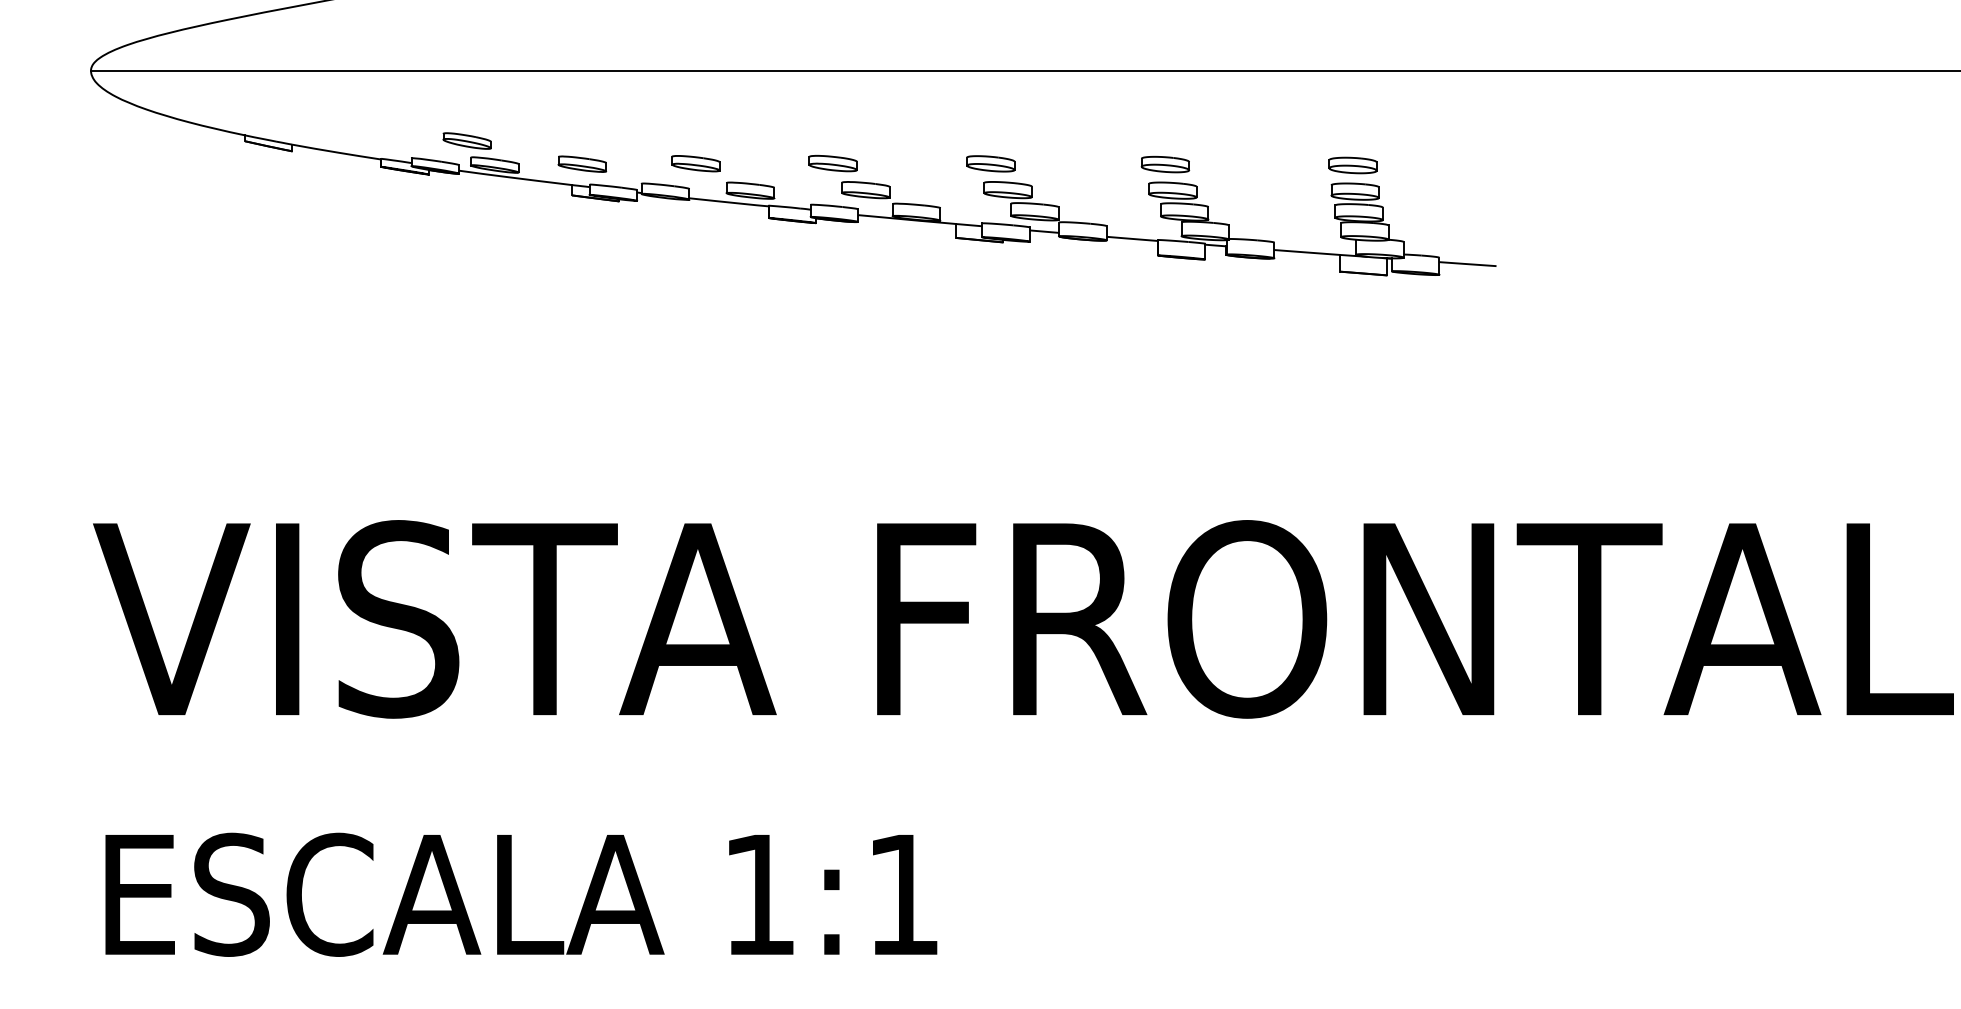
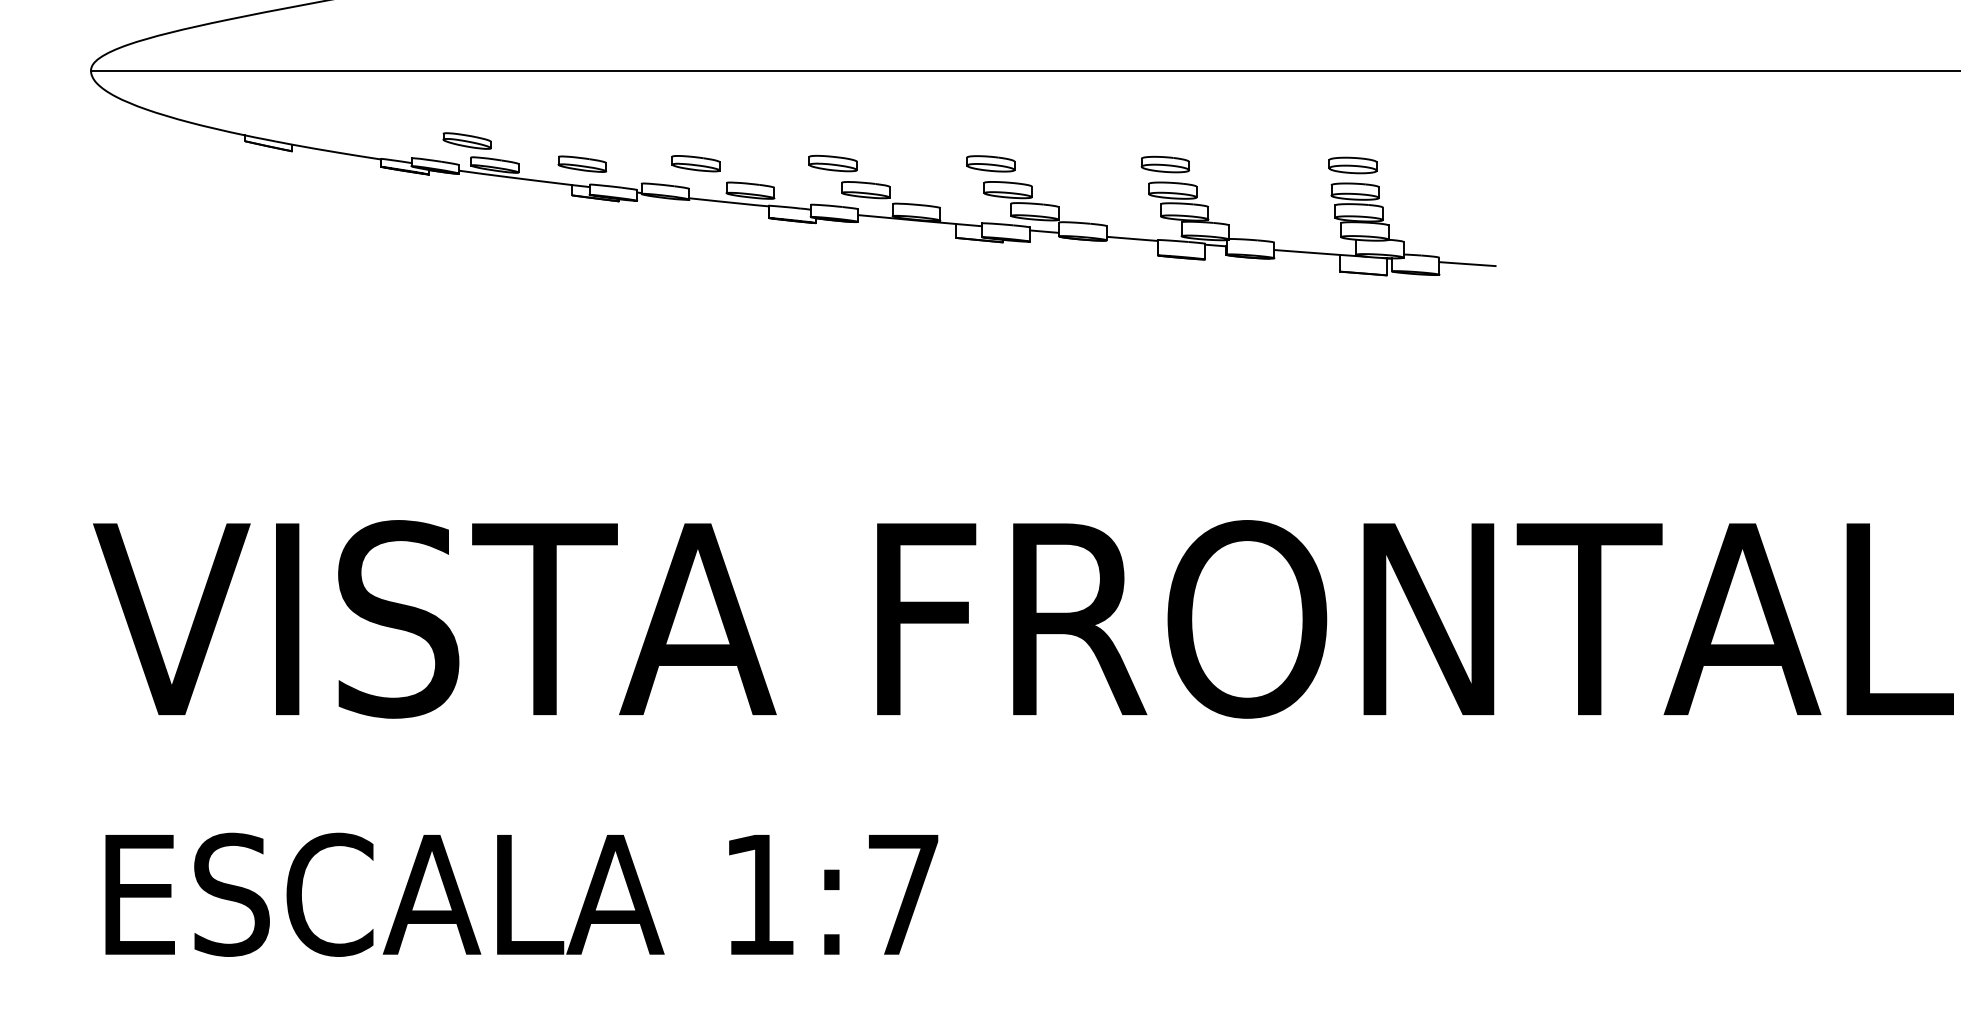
text: 1:1 -> 1:7 (903, 894)
